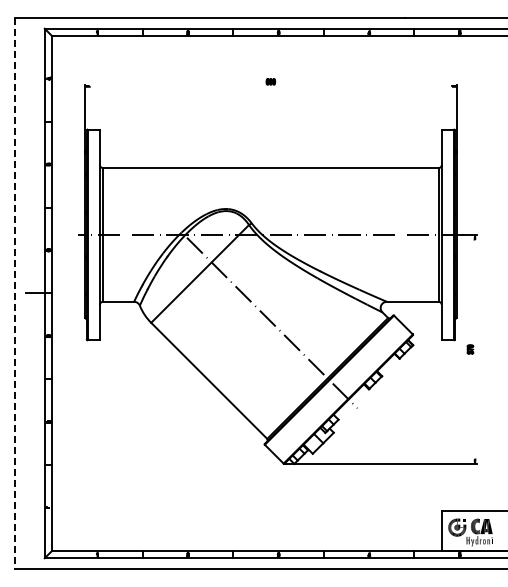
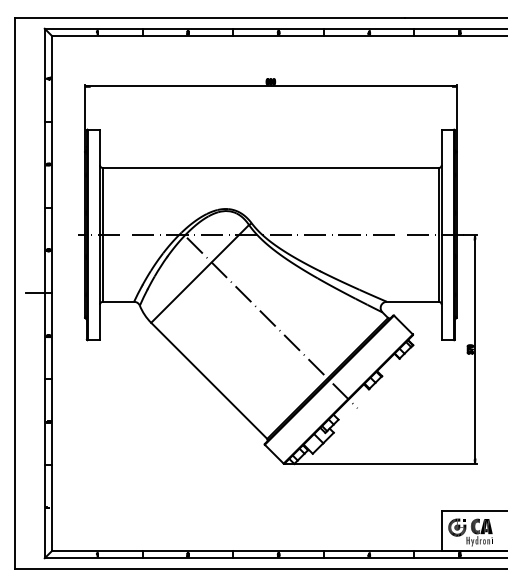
line: none -> present (270, 86)
line: dashed -> solid (15, 293)
line: none -> present (475, 349)
